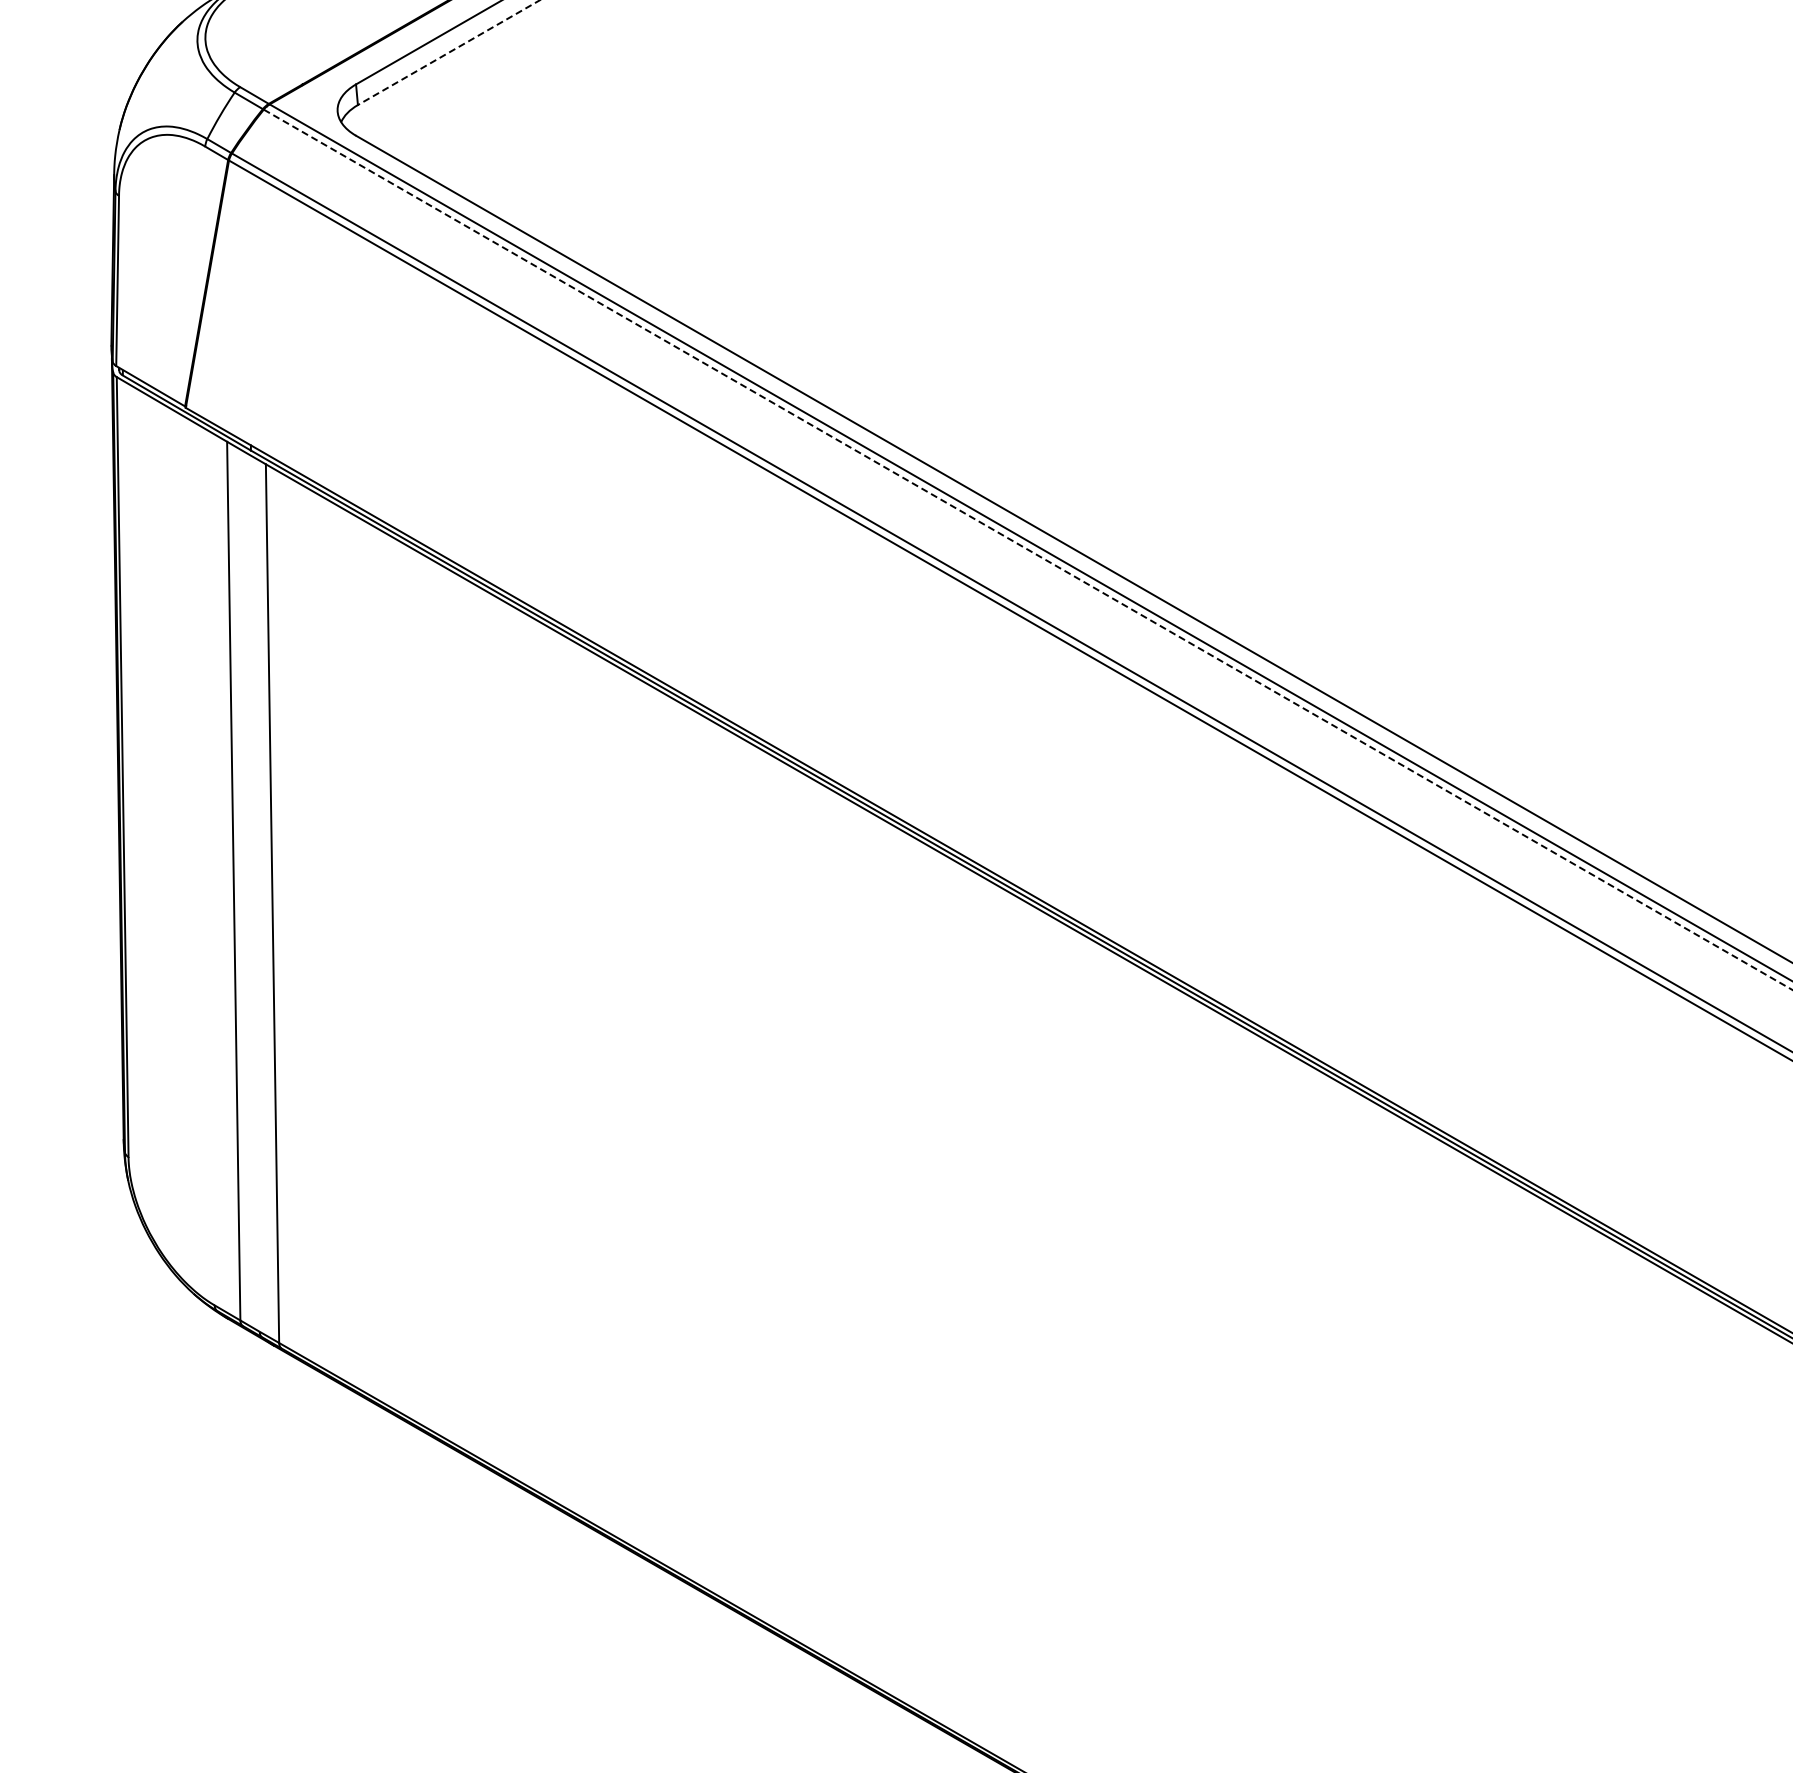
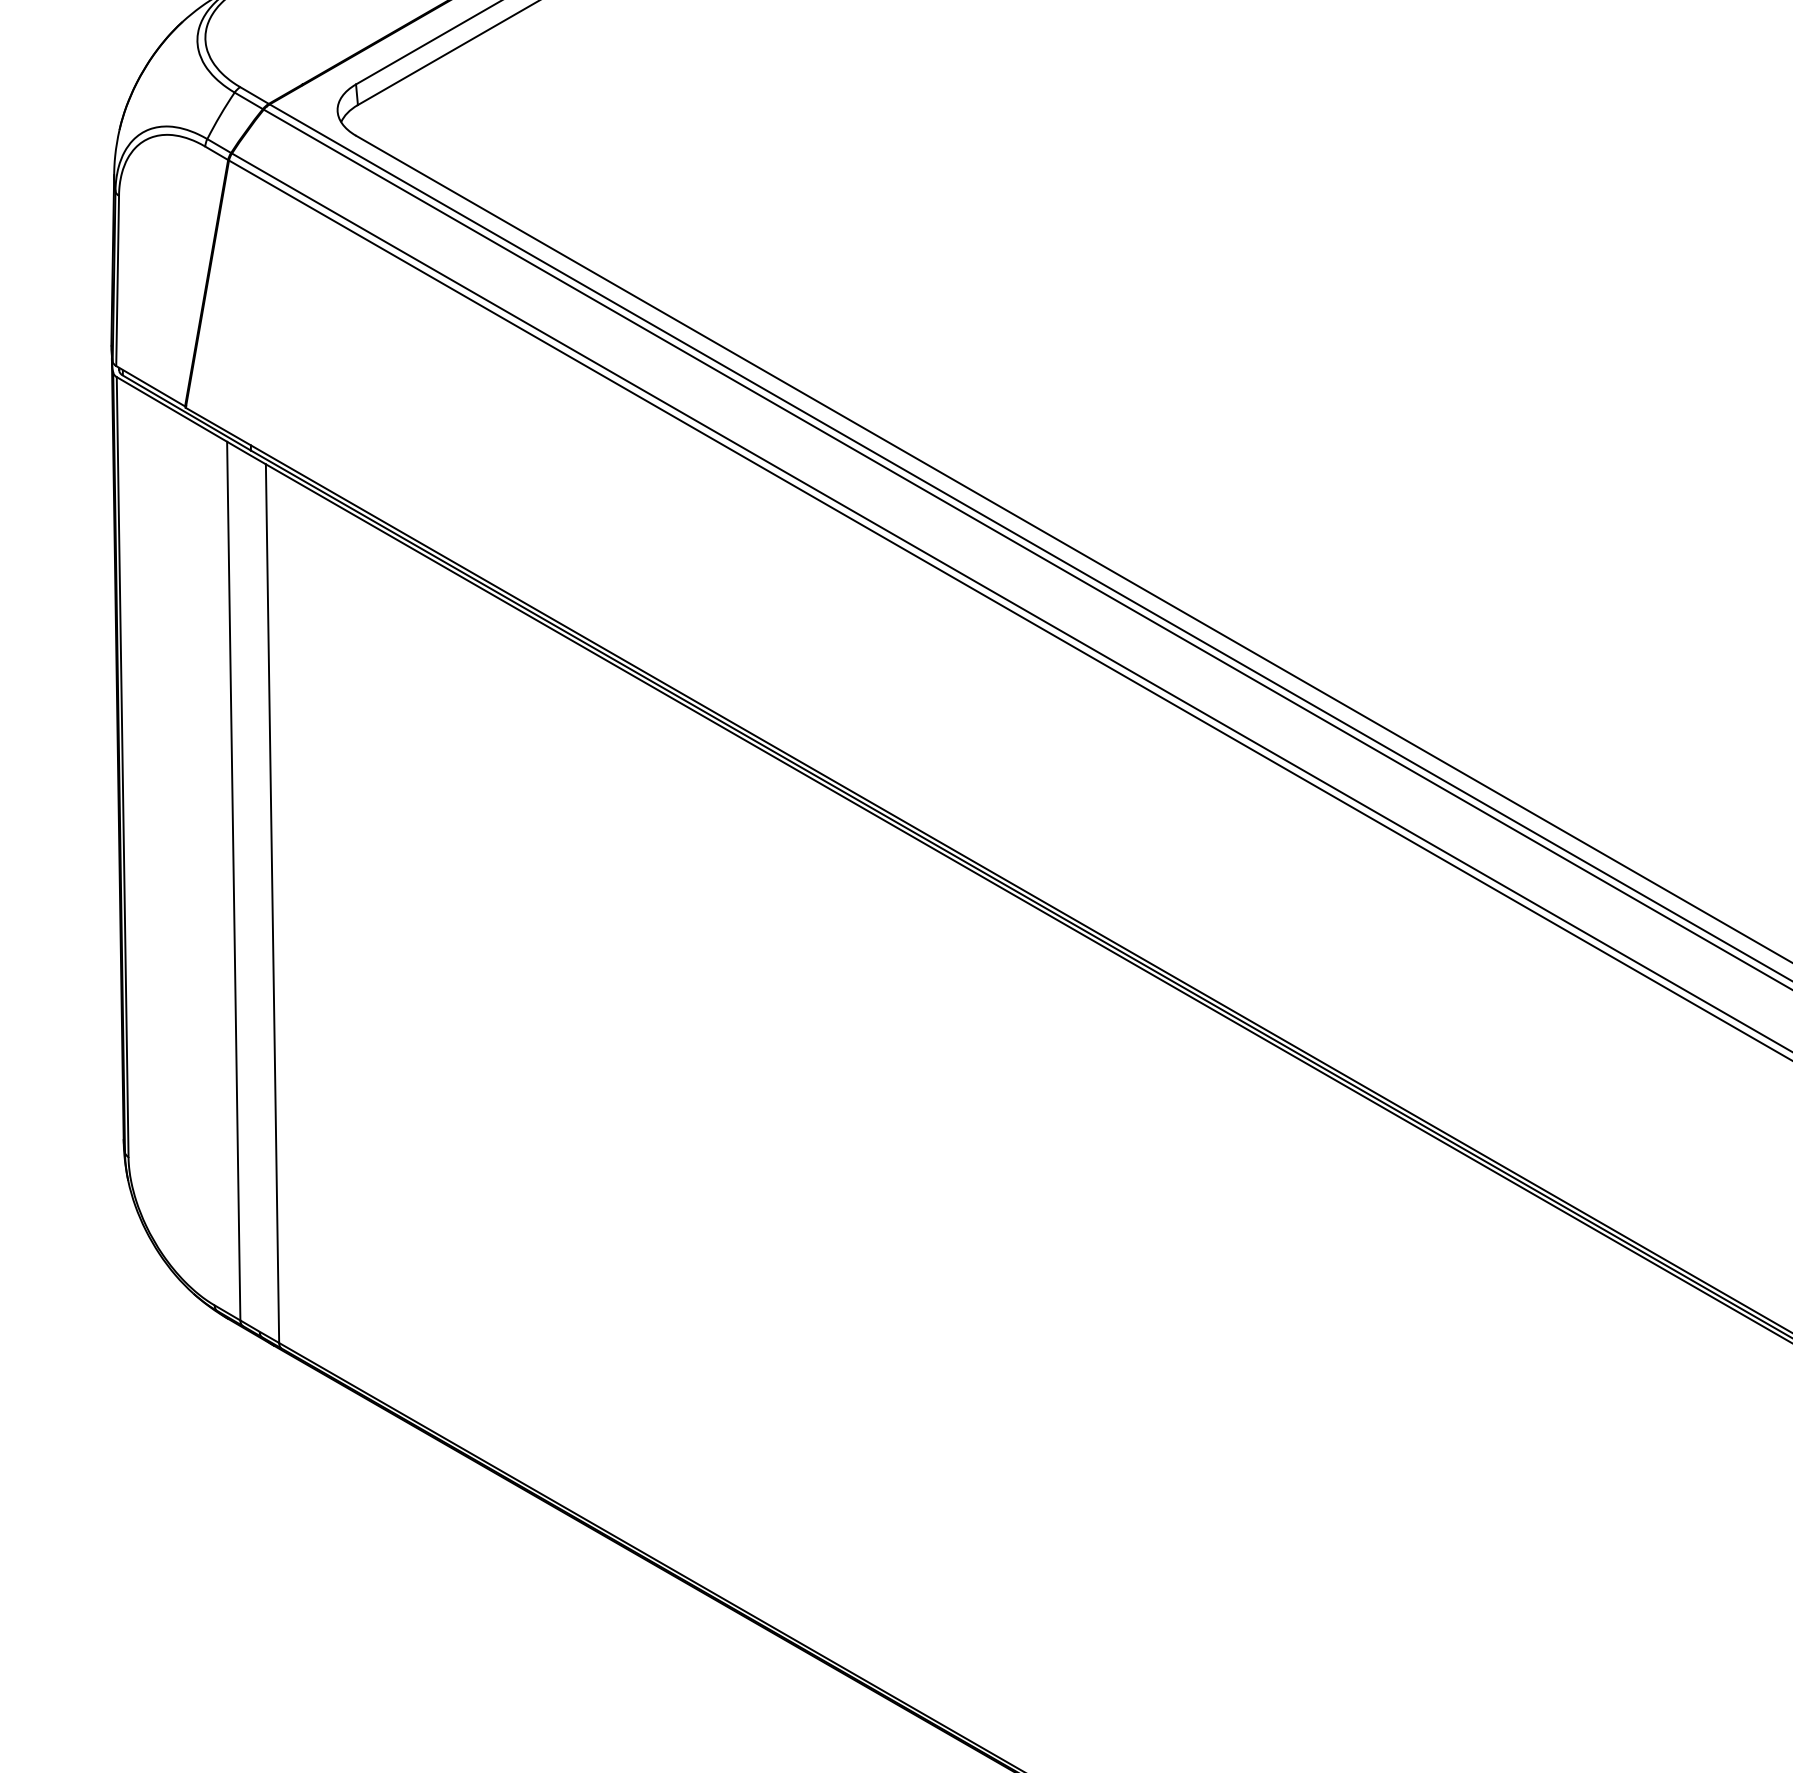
line: dashed -> solid (448, 52)
line: dashed -> solid (1027, 549)
